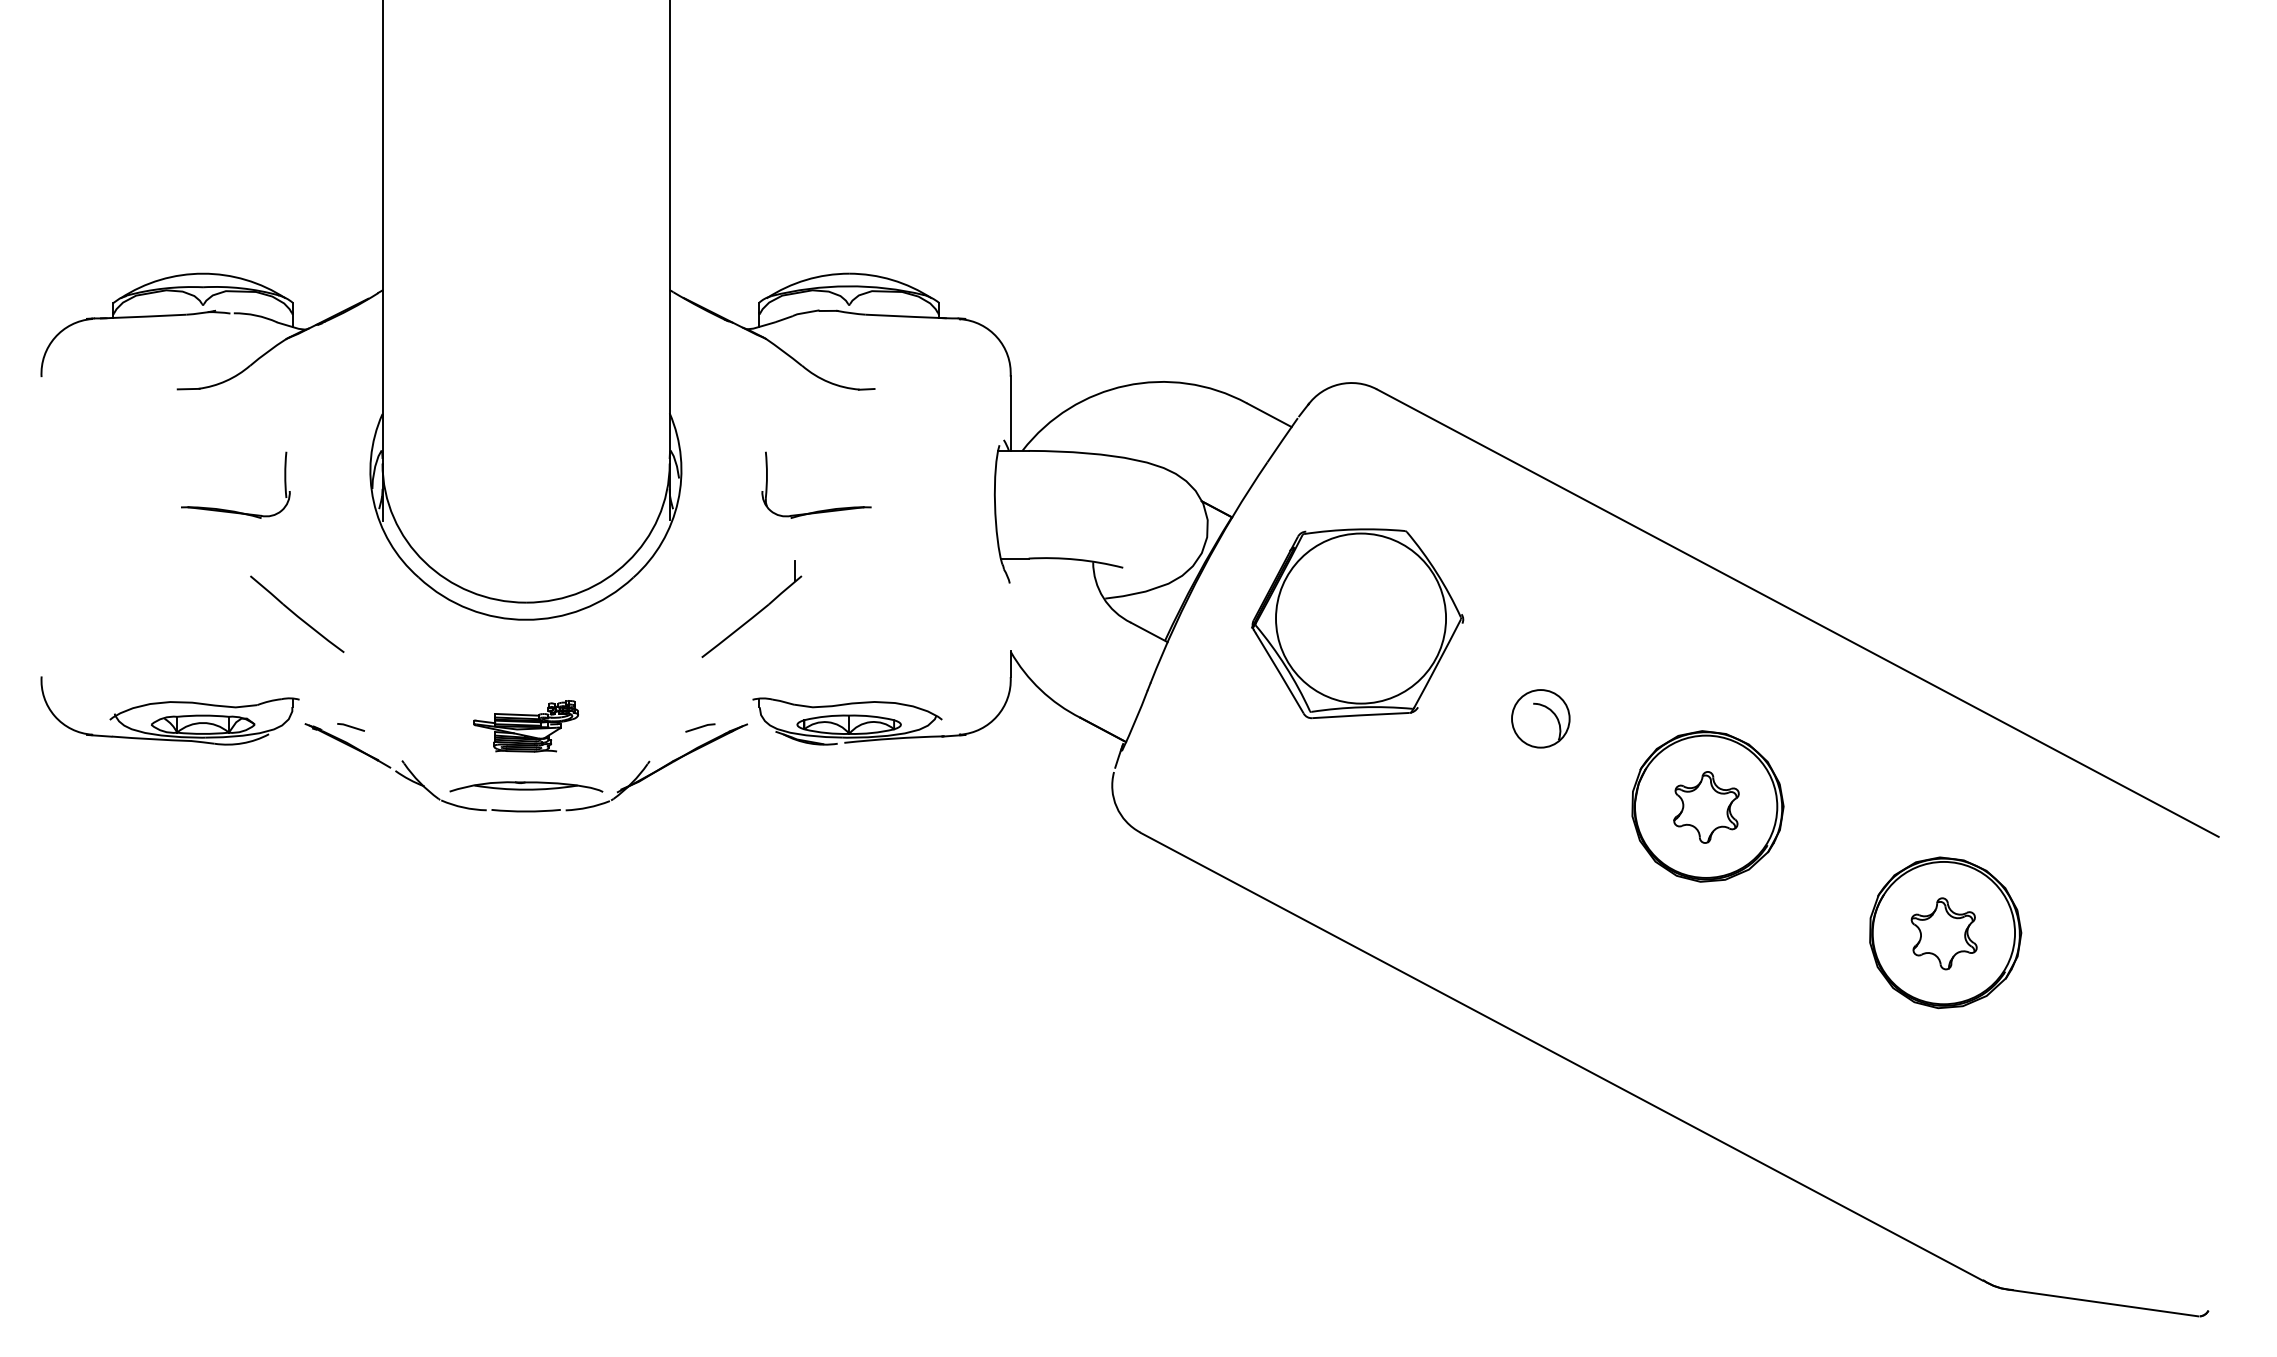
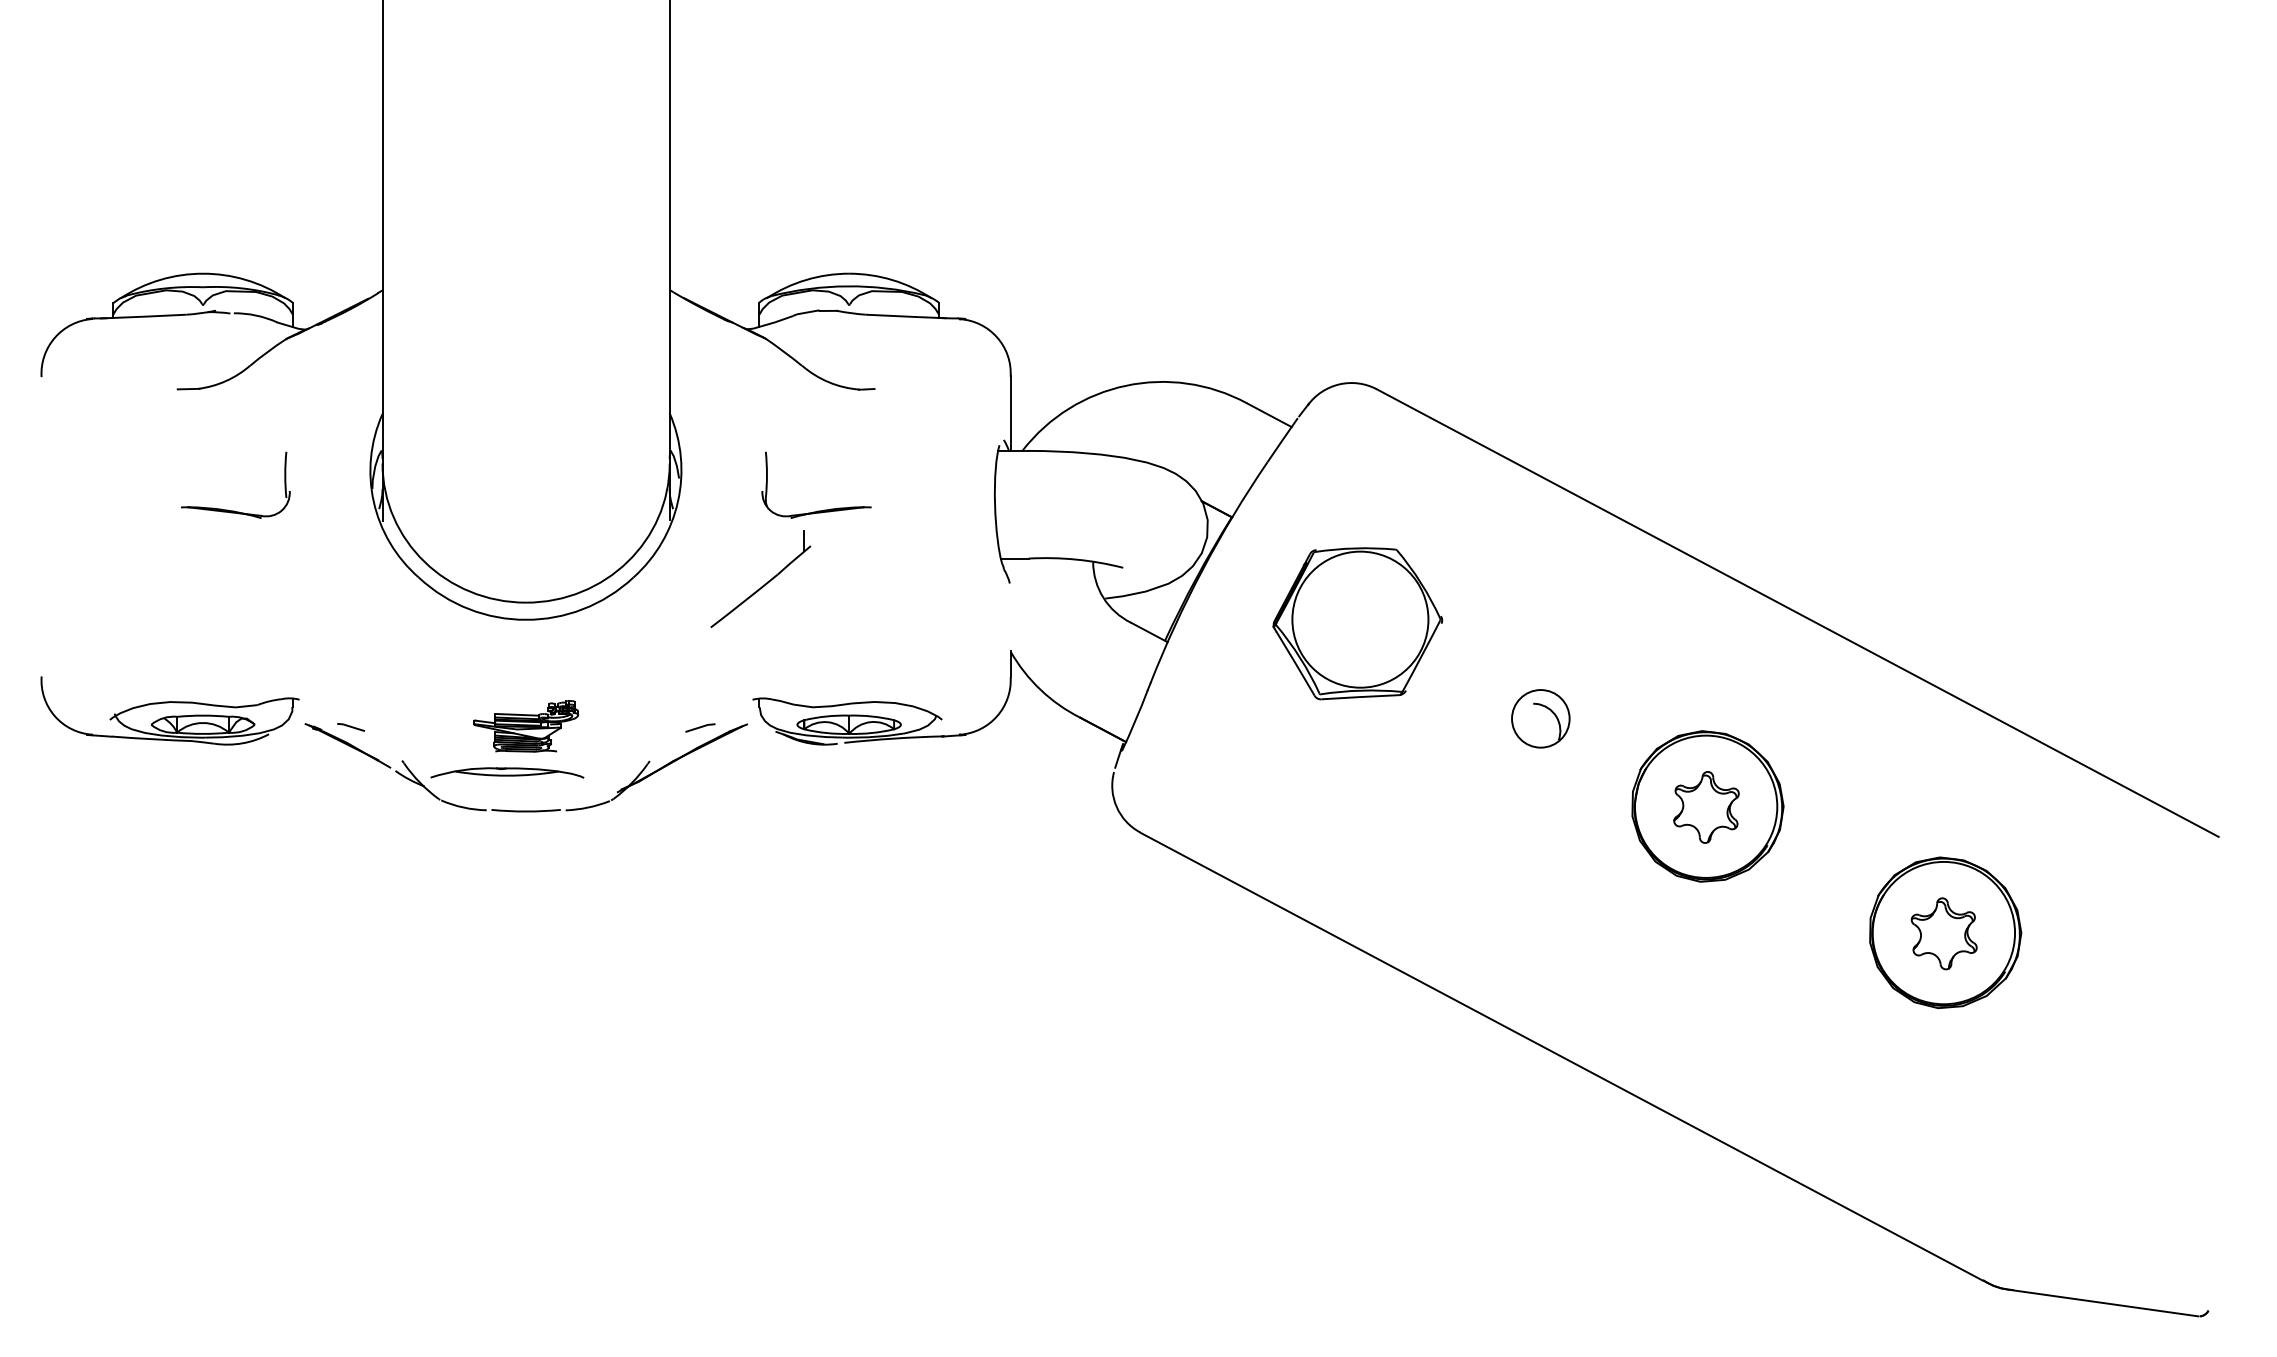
part: present -> none (297, 613)
part position: (754, 614) -> (763, 584) (763, 584)
part size: 214x192 px -> 172x154 px (1357, 623)
part position: (526, 786) -> (507, 772) (507, 772)
